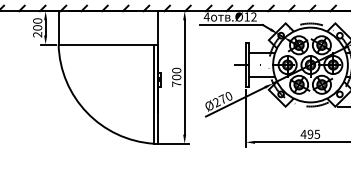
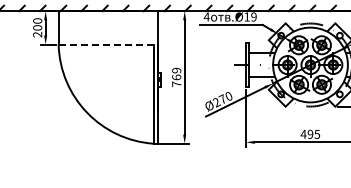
text: .Ø12 -> .Ø19 (253, 17)
line: solid -> dashed (108, 44)
text: 700 -> 769 (176, 73)
